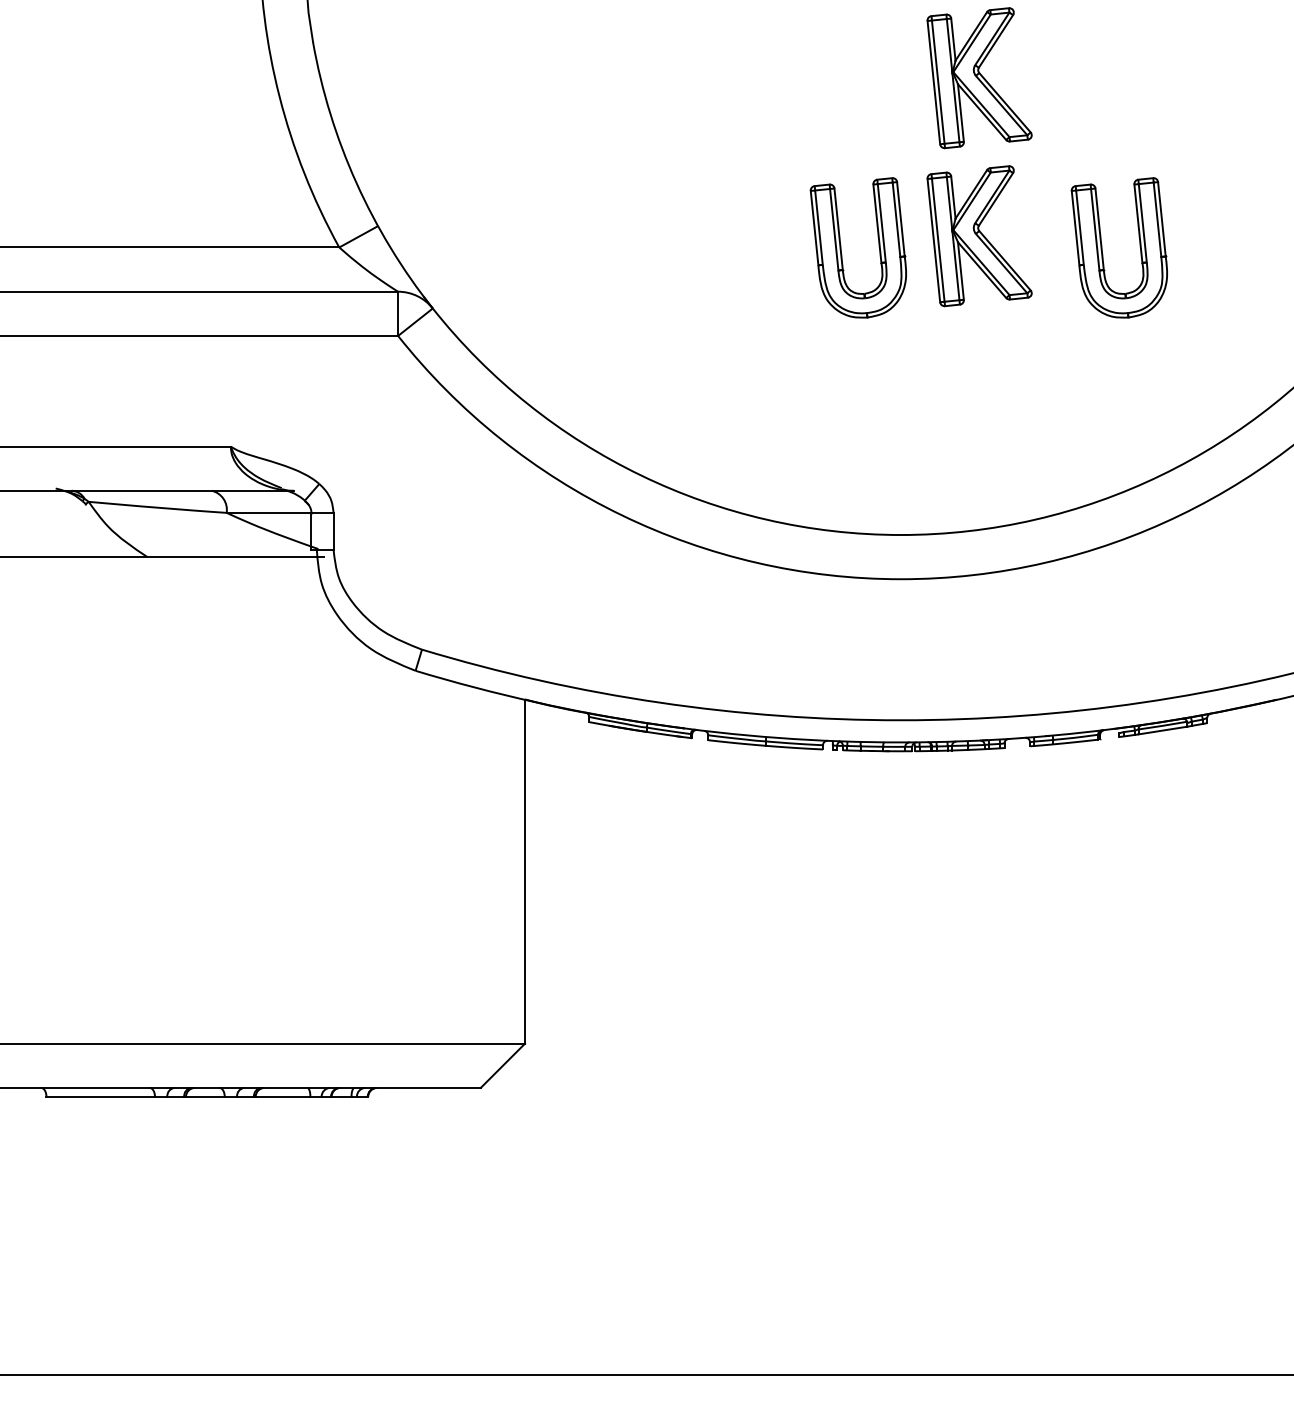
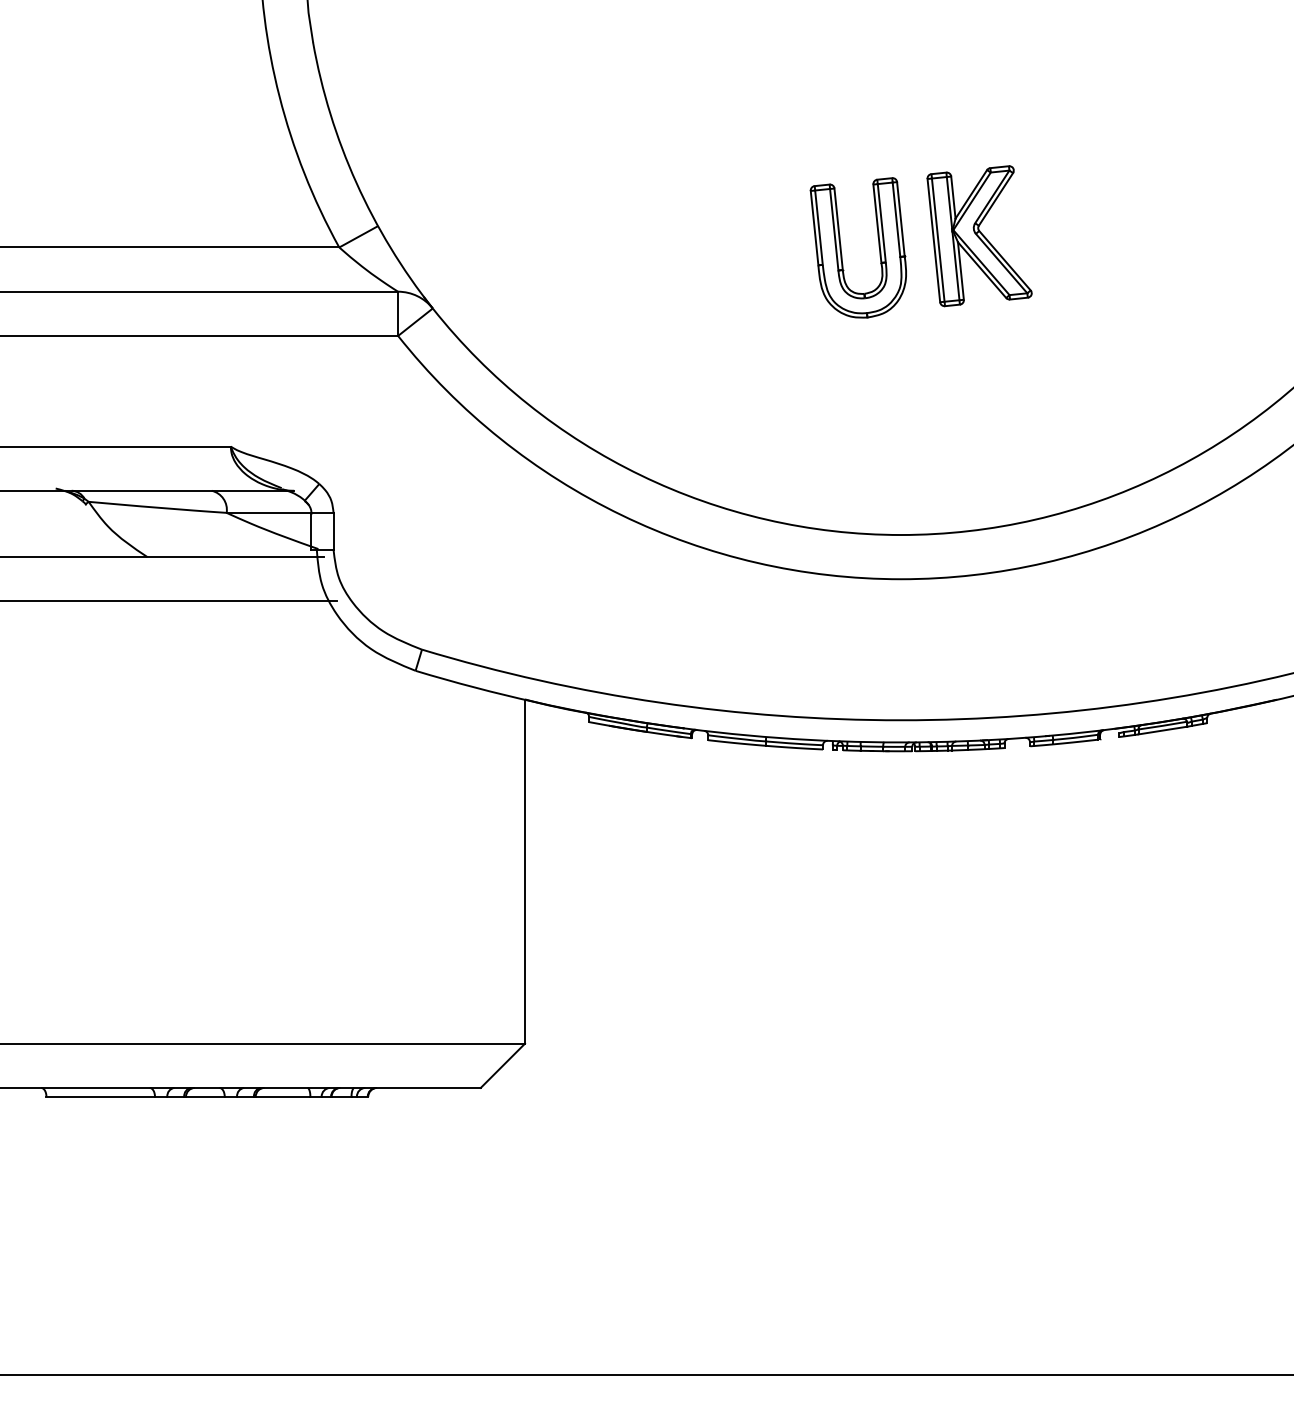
part: present -> none (979, 78)
part: present -> none (1102, 247)
line: none -> present (169, 601)
